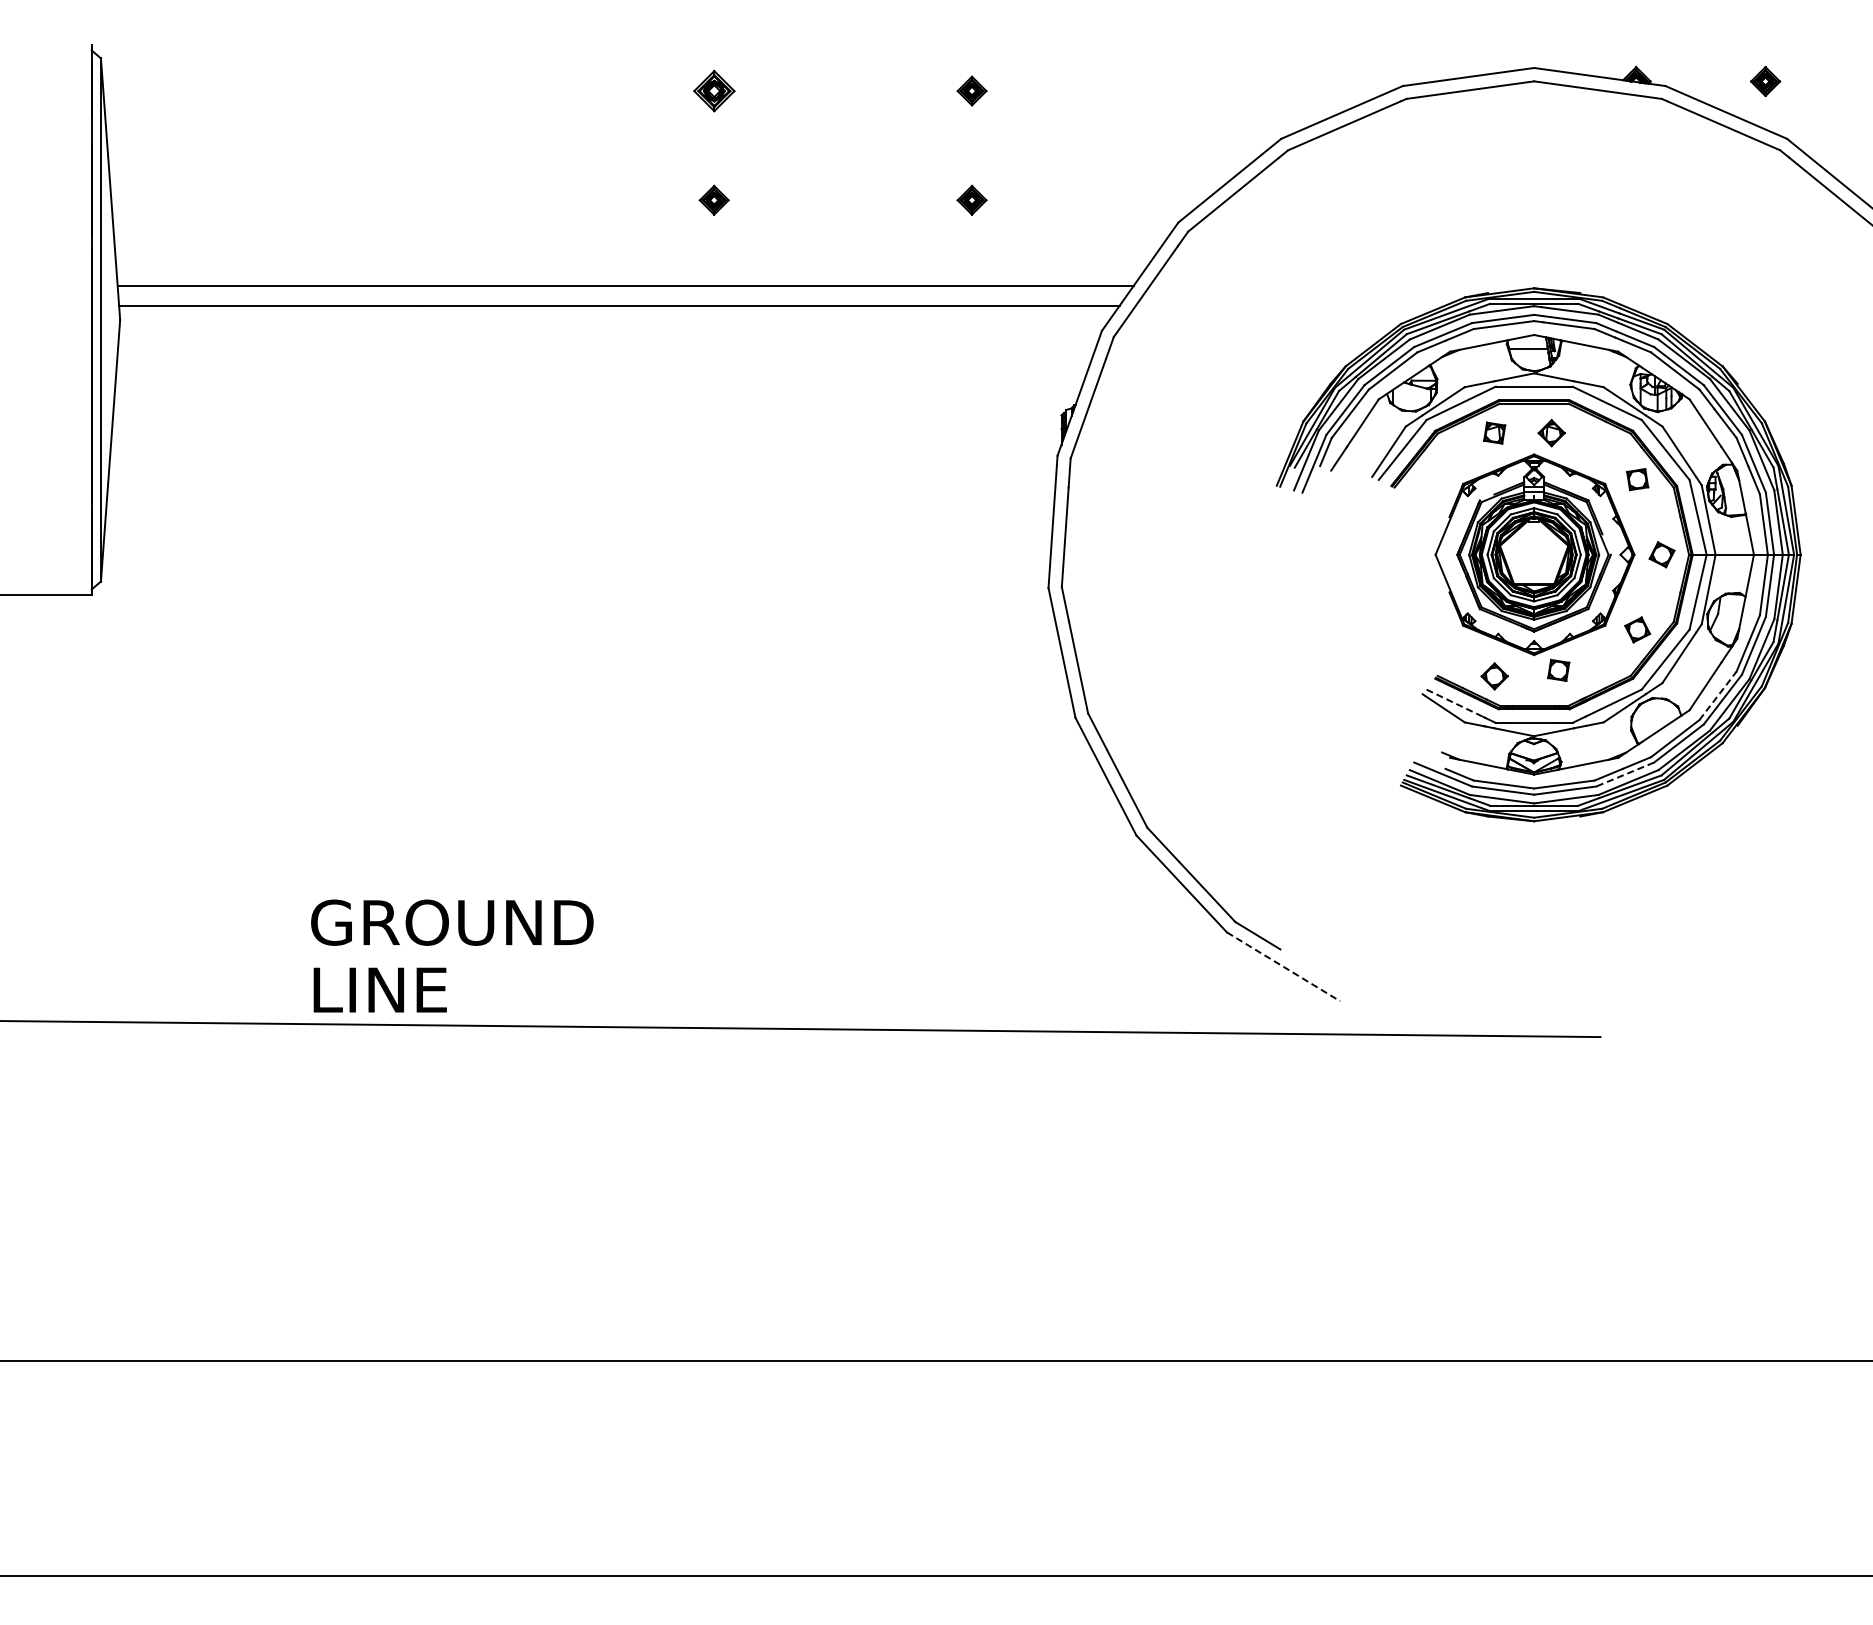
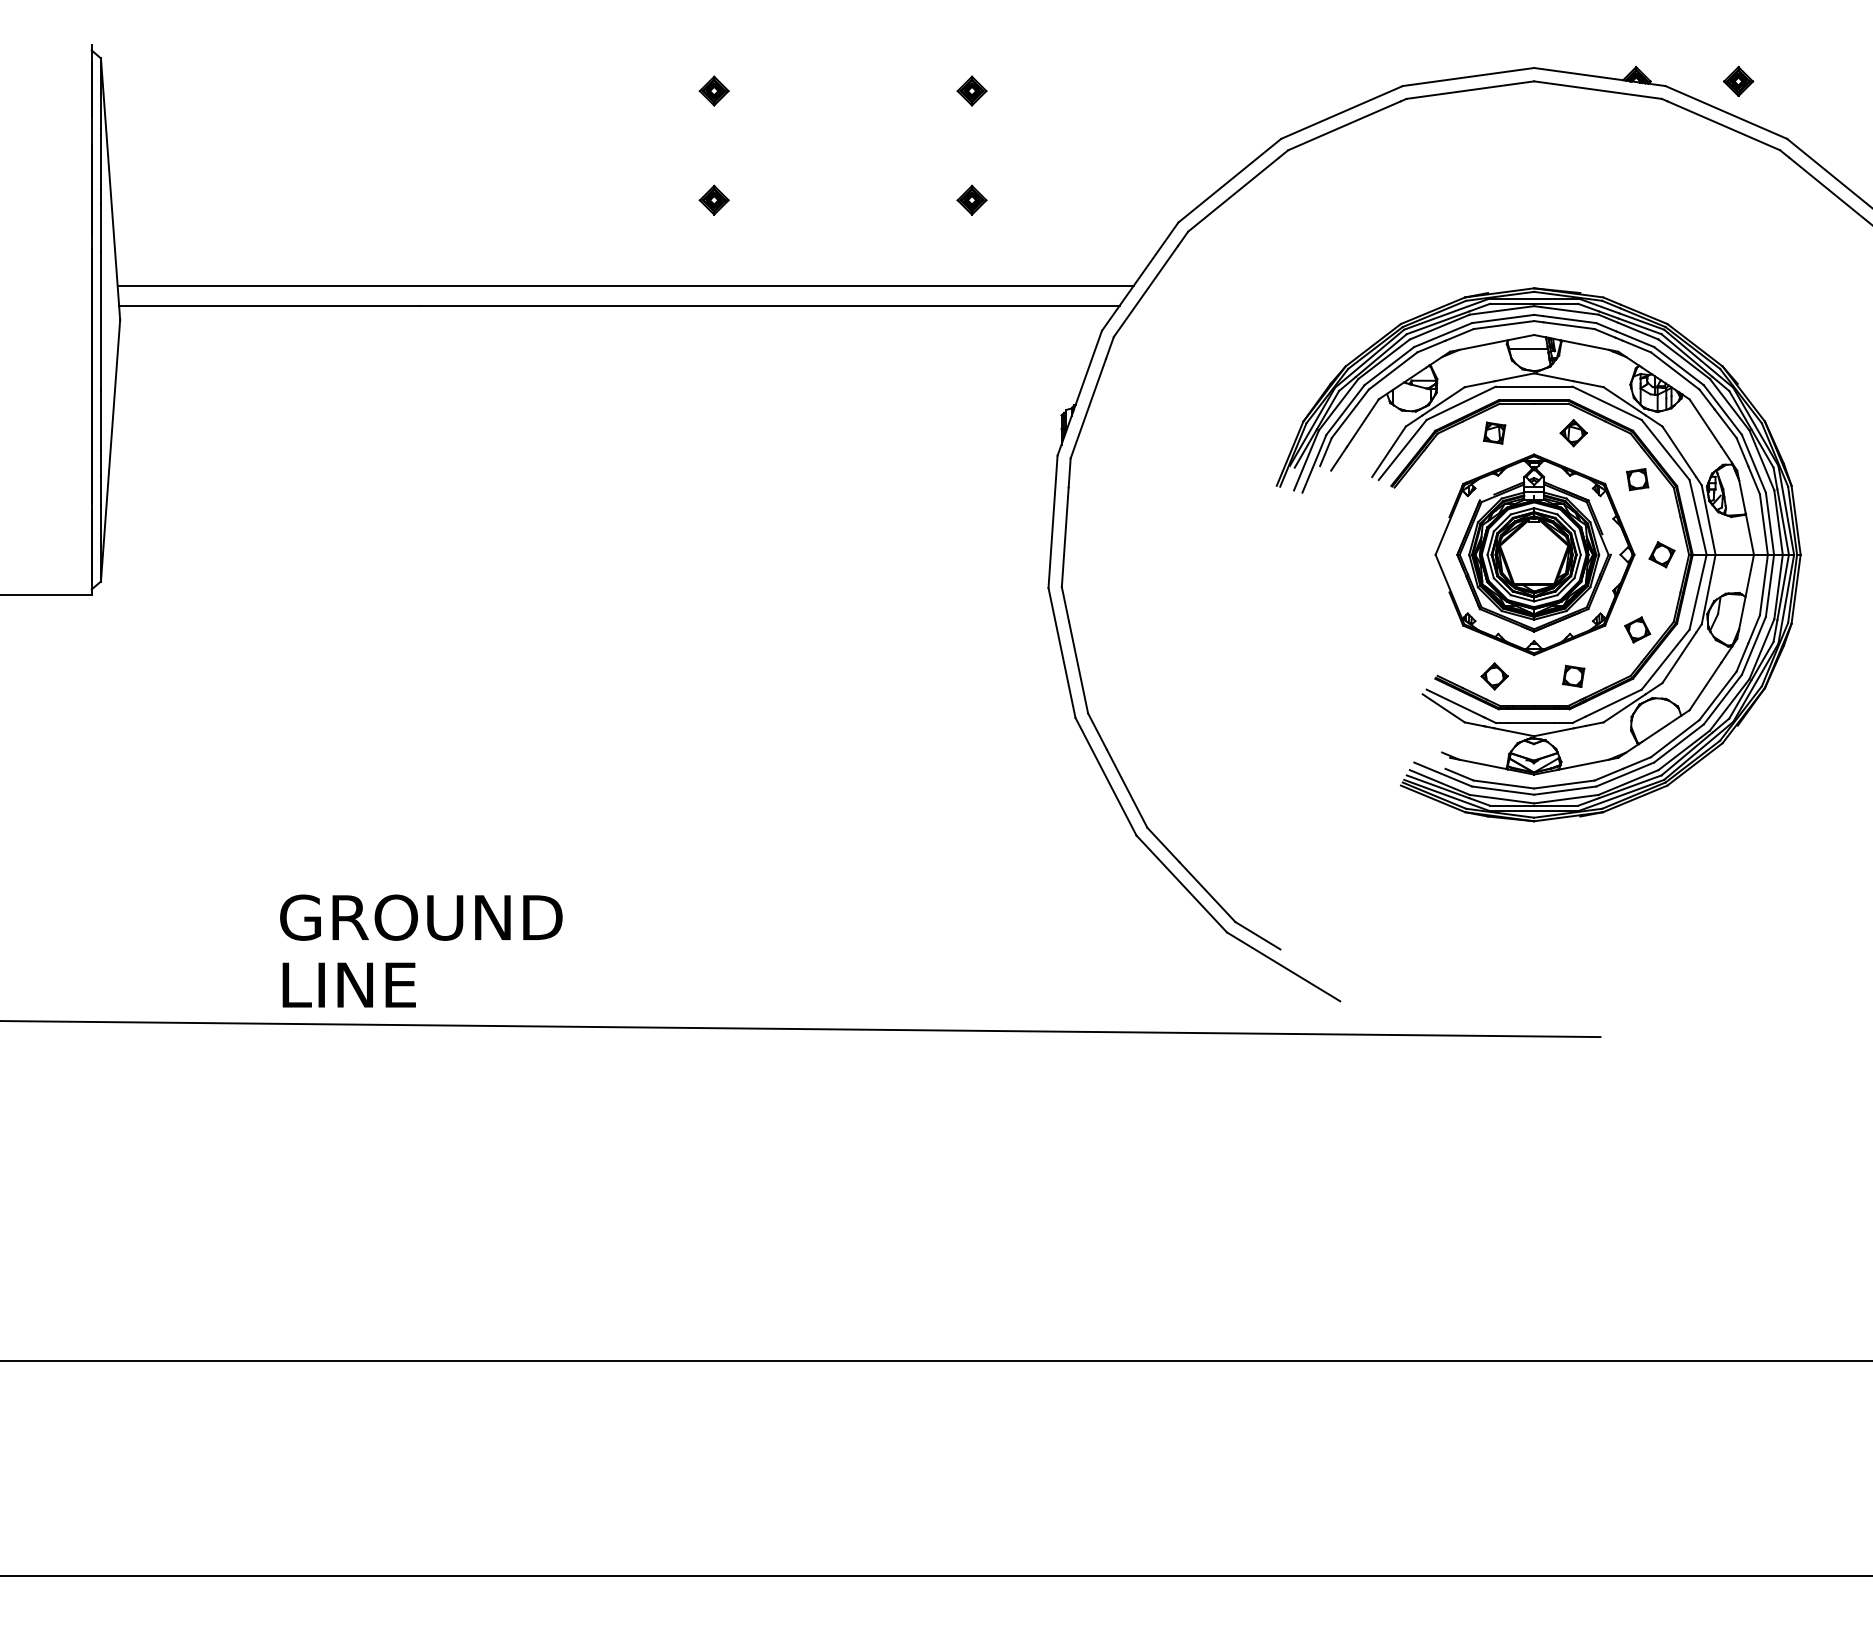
part position: (1765, 81) -> (1738, 81) (1738, 81)
part size: 43x44 px -> 32x32 px (713, 90)
part position: (1551, 433) -> (1573, 433) (1573, 433)
part position: (1558, 669) -> (1573, 675) (1573, 675)
line: dashed -> solid (1718, 695)
line: dashed -> solid (1455, 703)
line: dashed -> solid (1624, 774)
text position: (452, 955) -> (421, 950) (421, 950)
line: dashed -> solid (1284, 967)
